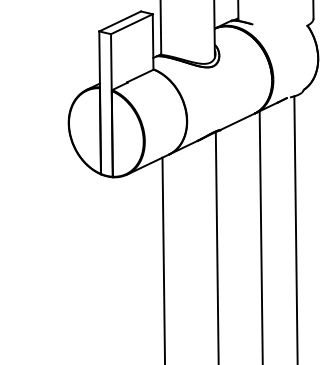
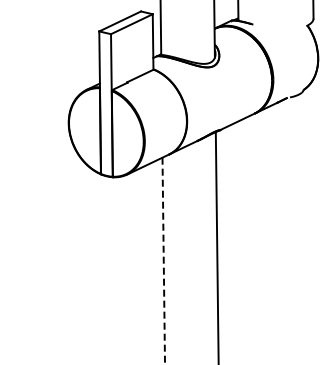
line: present -> none (295, 228)
line: present -> none (260, 236)
line: solid -> dashed (163, 261)
